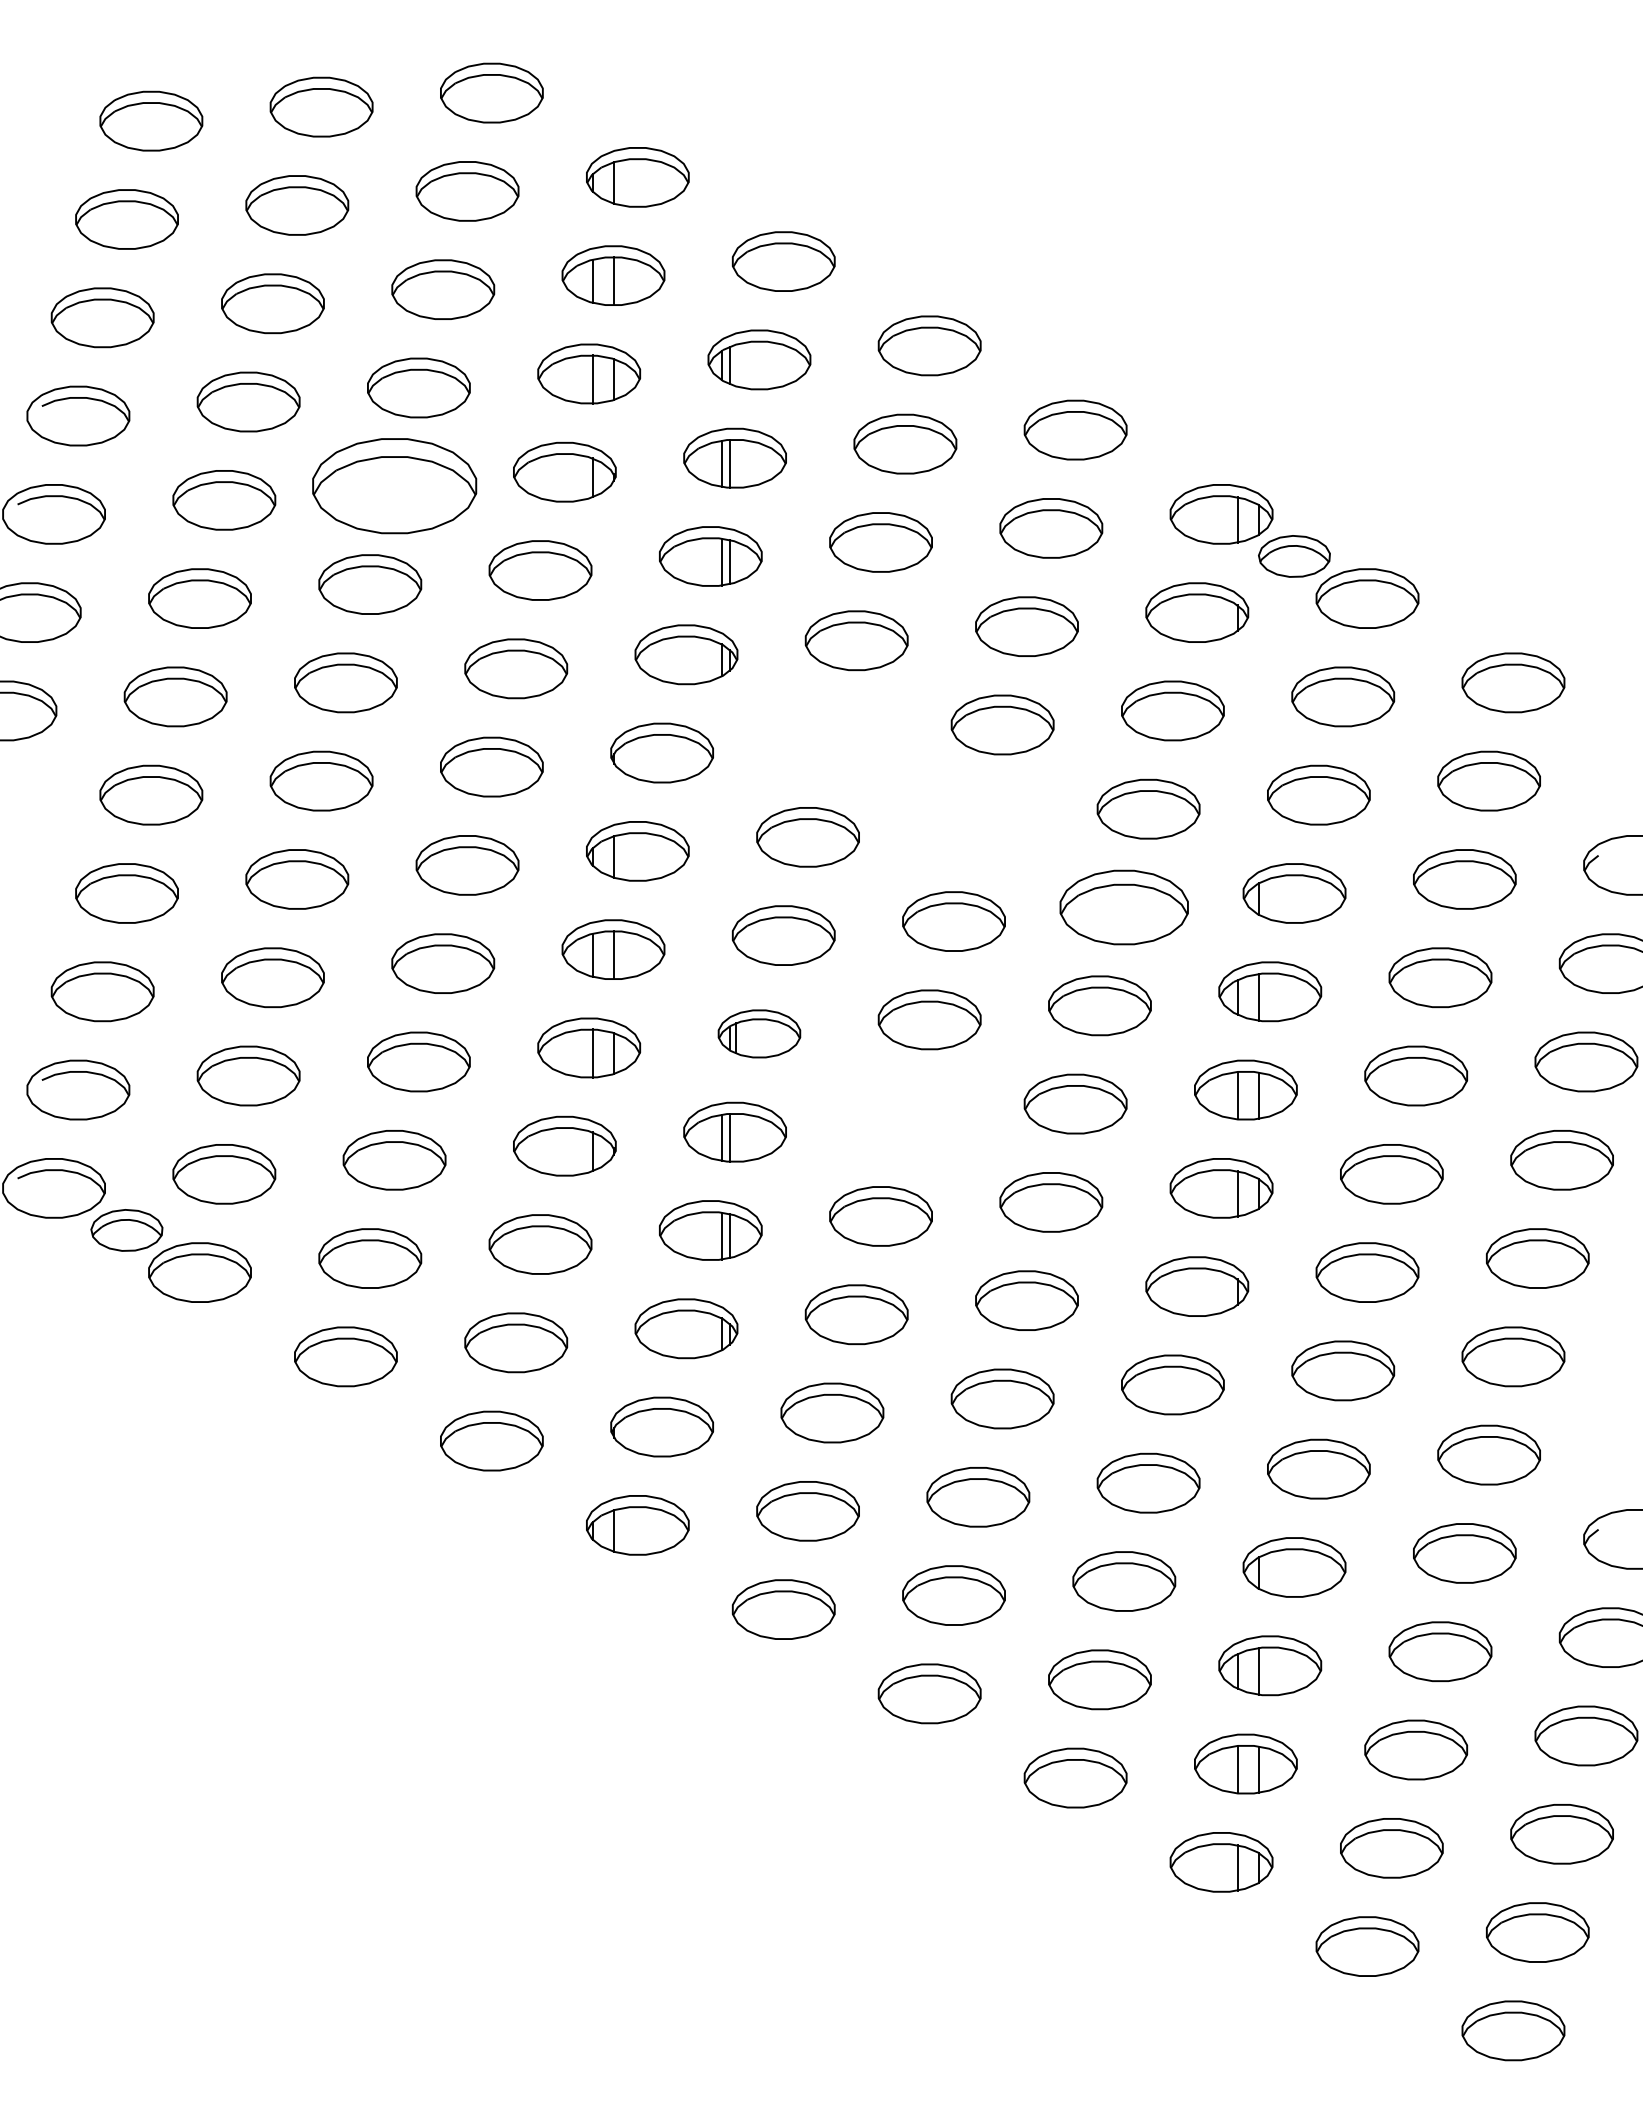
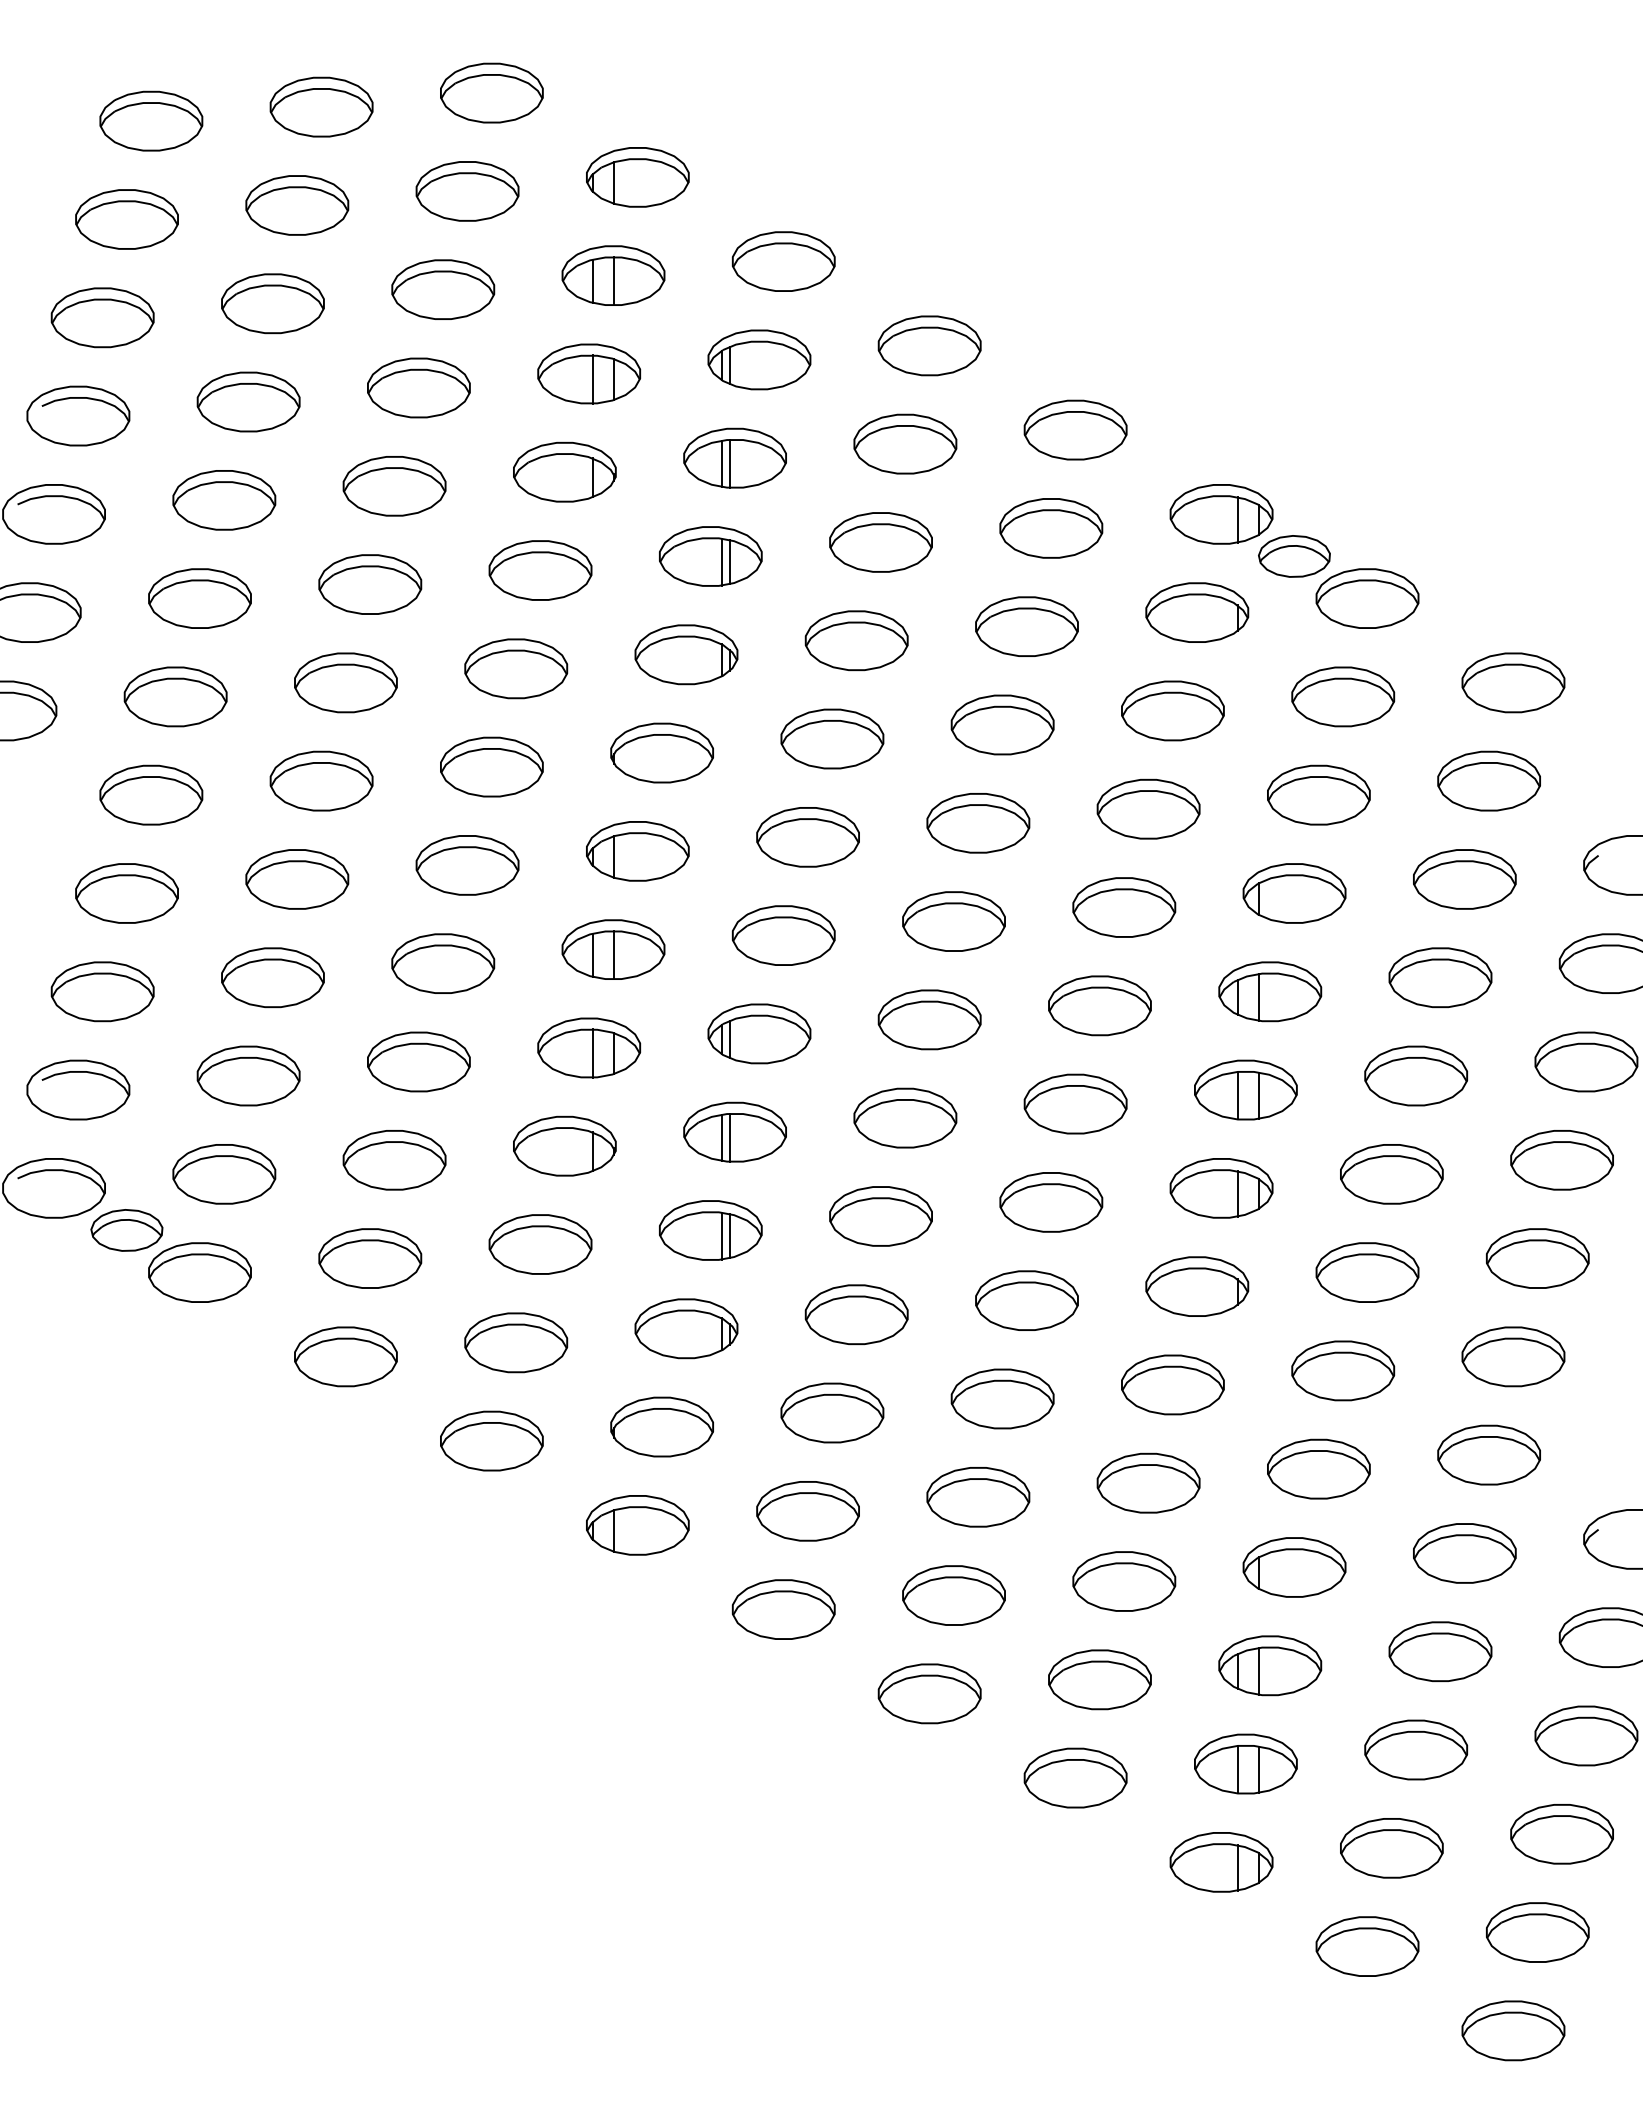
part size: 166x97 px -> 105x61 px (394, 486)
part: none -> present (832, 738)
part: none -> present (978, 823)
part size: 130x77 px -> 105x61 px (1124, 907)
part size: 85x50 px -> 105x62 px (759, 1033)
part: none -> present (905, 1117)
